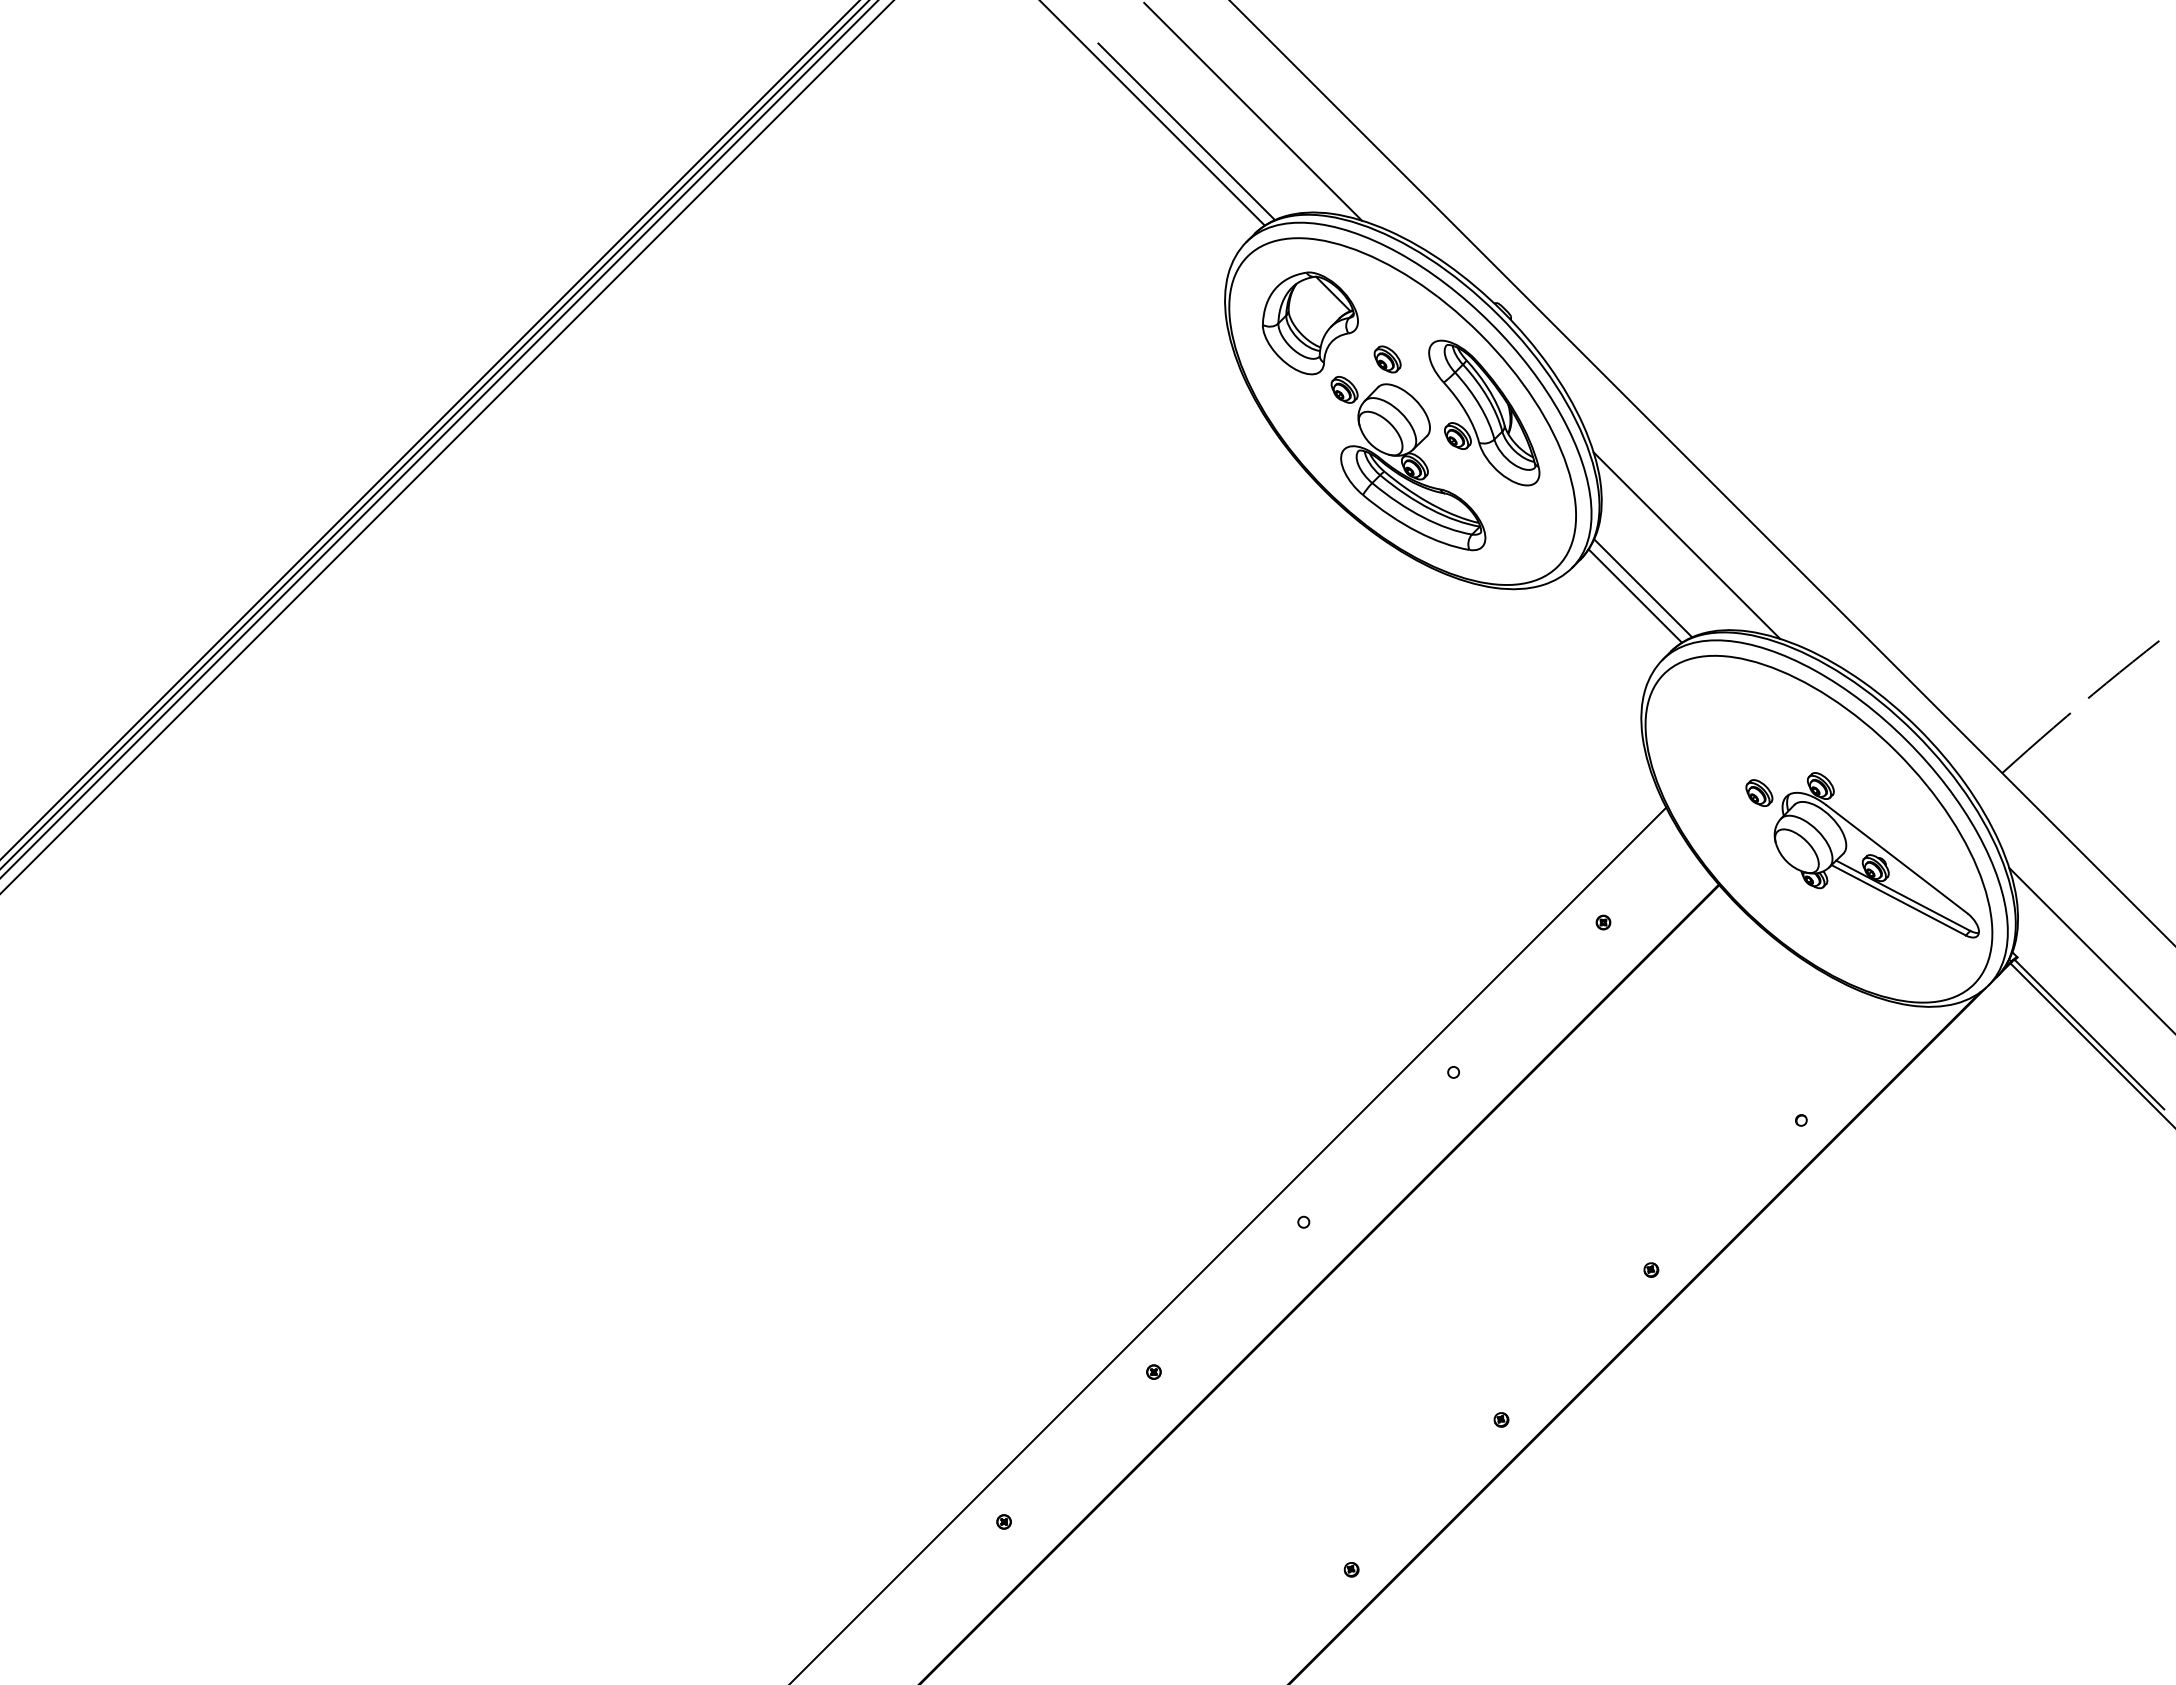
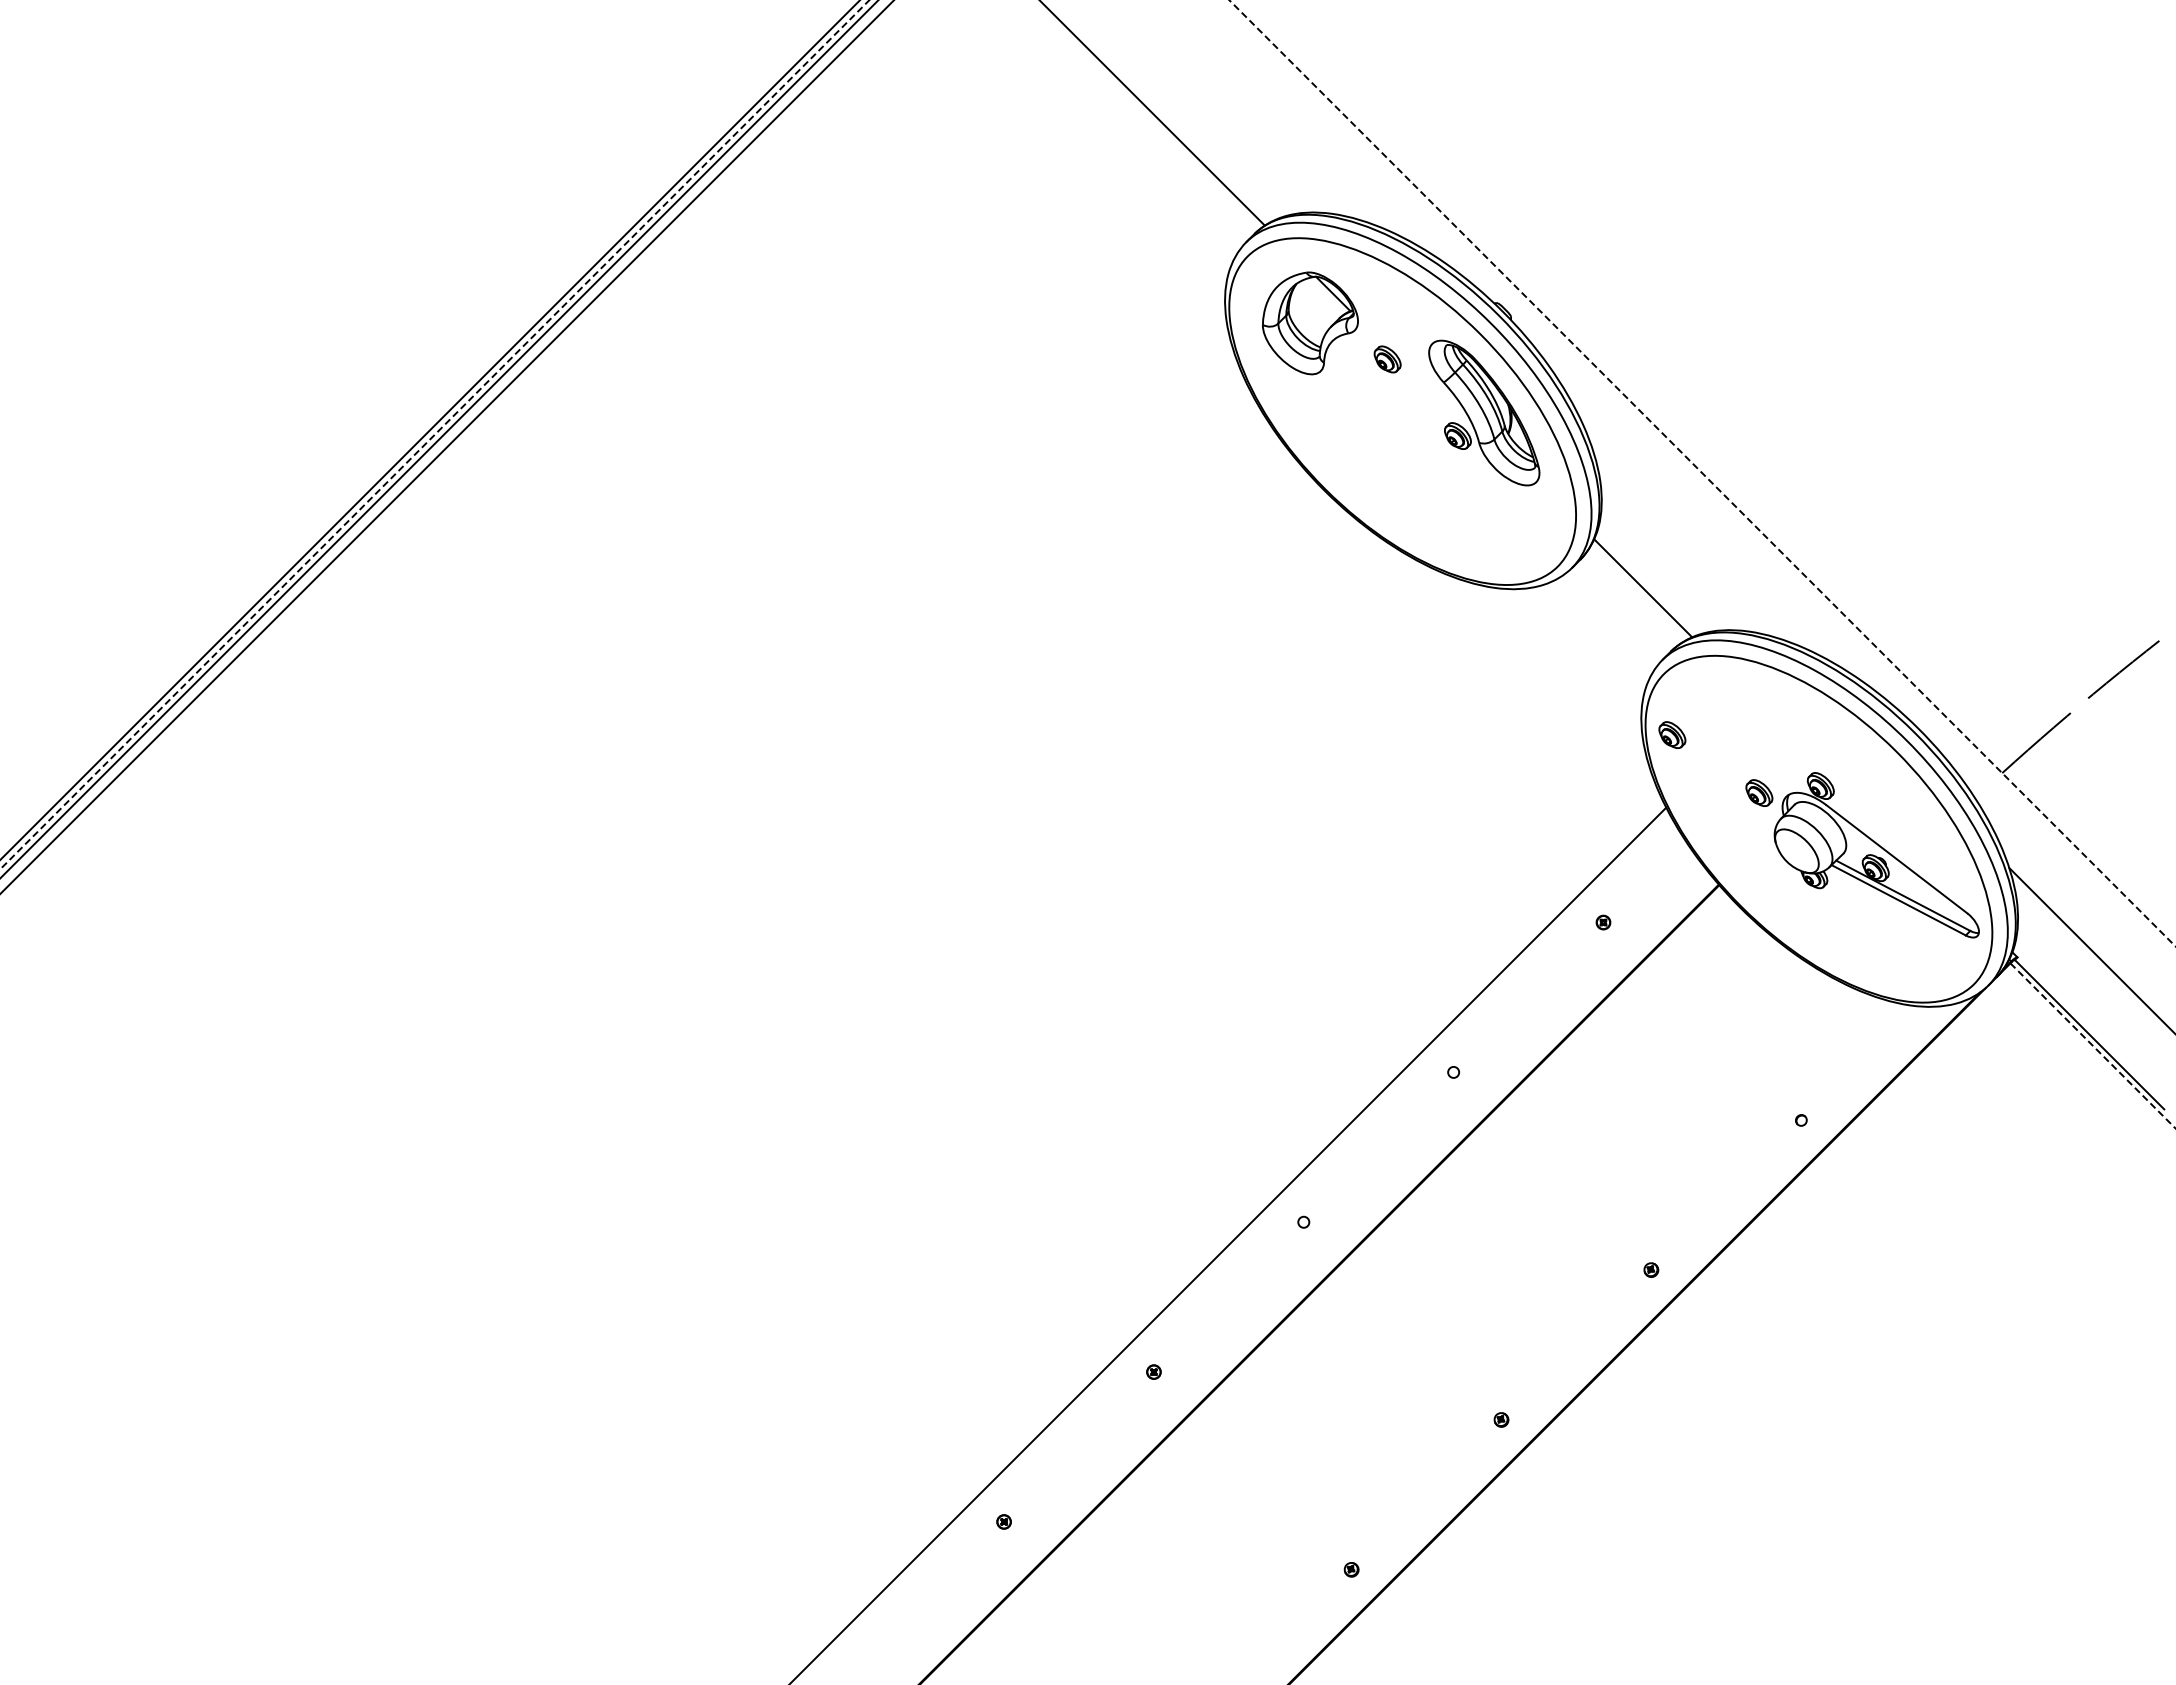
line: present -> none (1252, 111)
line: present -> none (1186, 131)
line: solid -> dashed (434, 434)
part: present -> none (1408, 463)
line: solid -> dashed (1702, 473)
line: present -> none (1686, 545)
line: present -> none (1634, 595)
part: none -> present (1672, 734)
line: solid -> dashed (2093, 1046)
